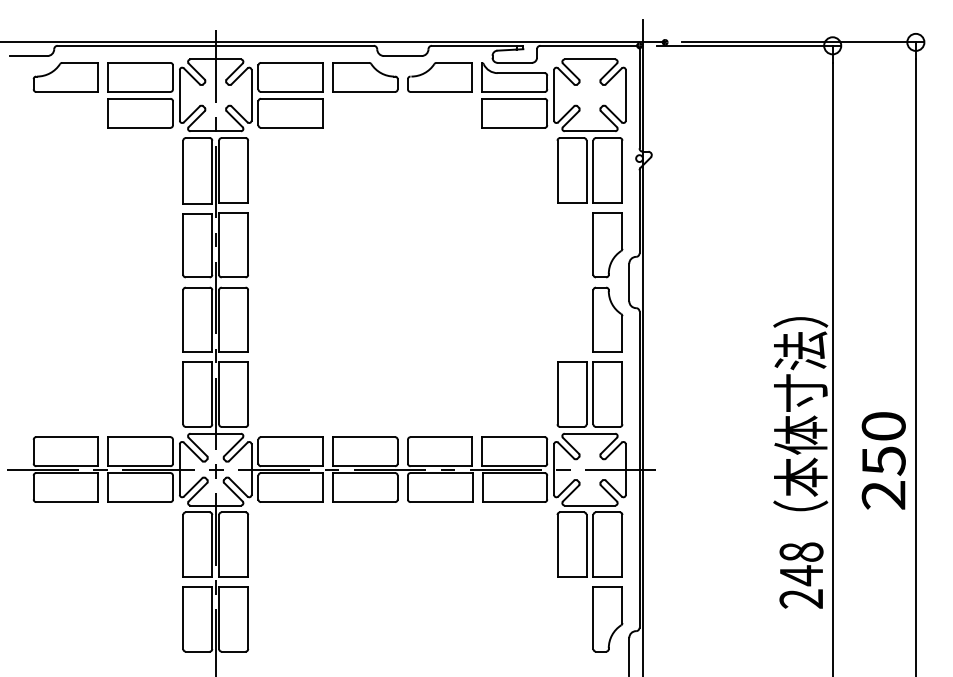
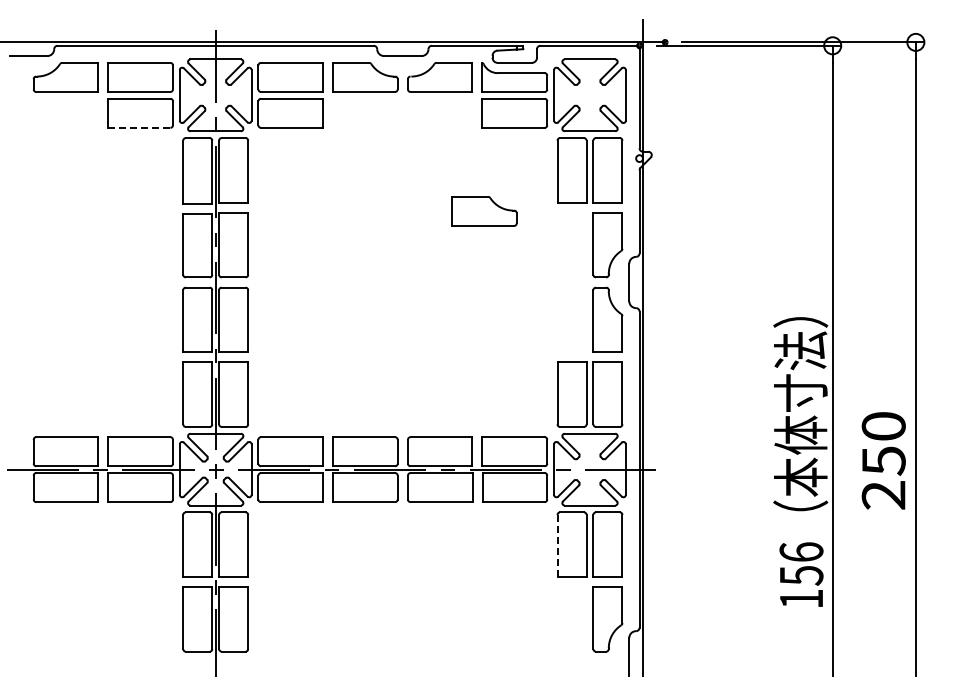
line: solid -> dashed (139, 127)
part: none -> present (484, 211)
line: solid -> dashed (557, 545)
text: 248 -> 156 (801, 575)
